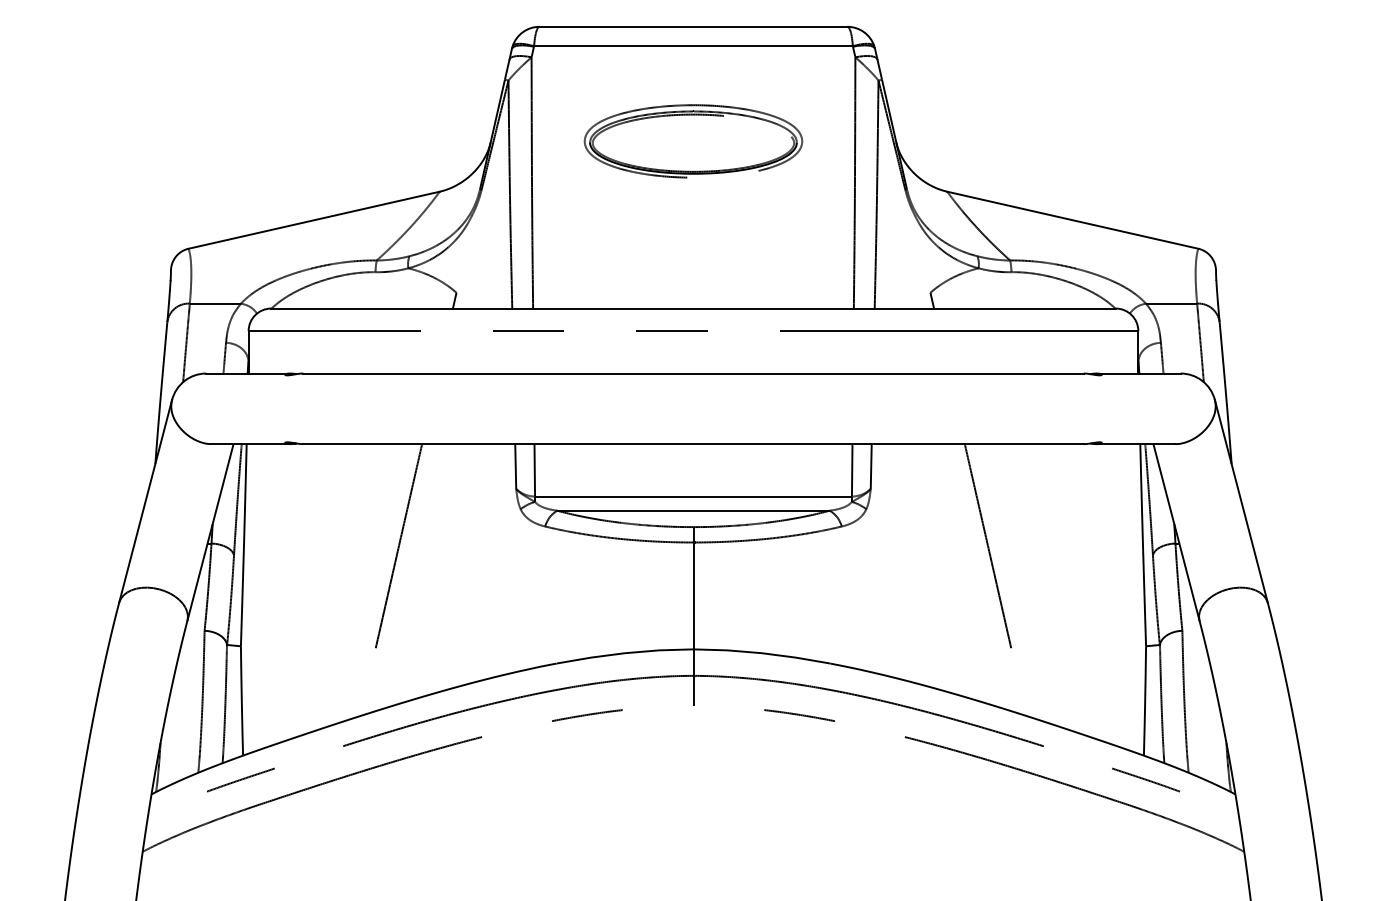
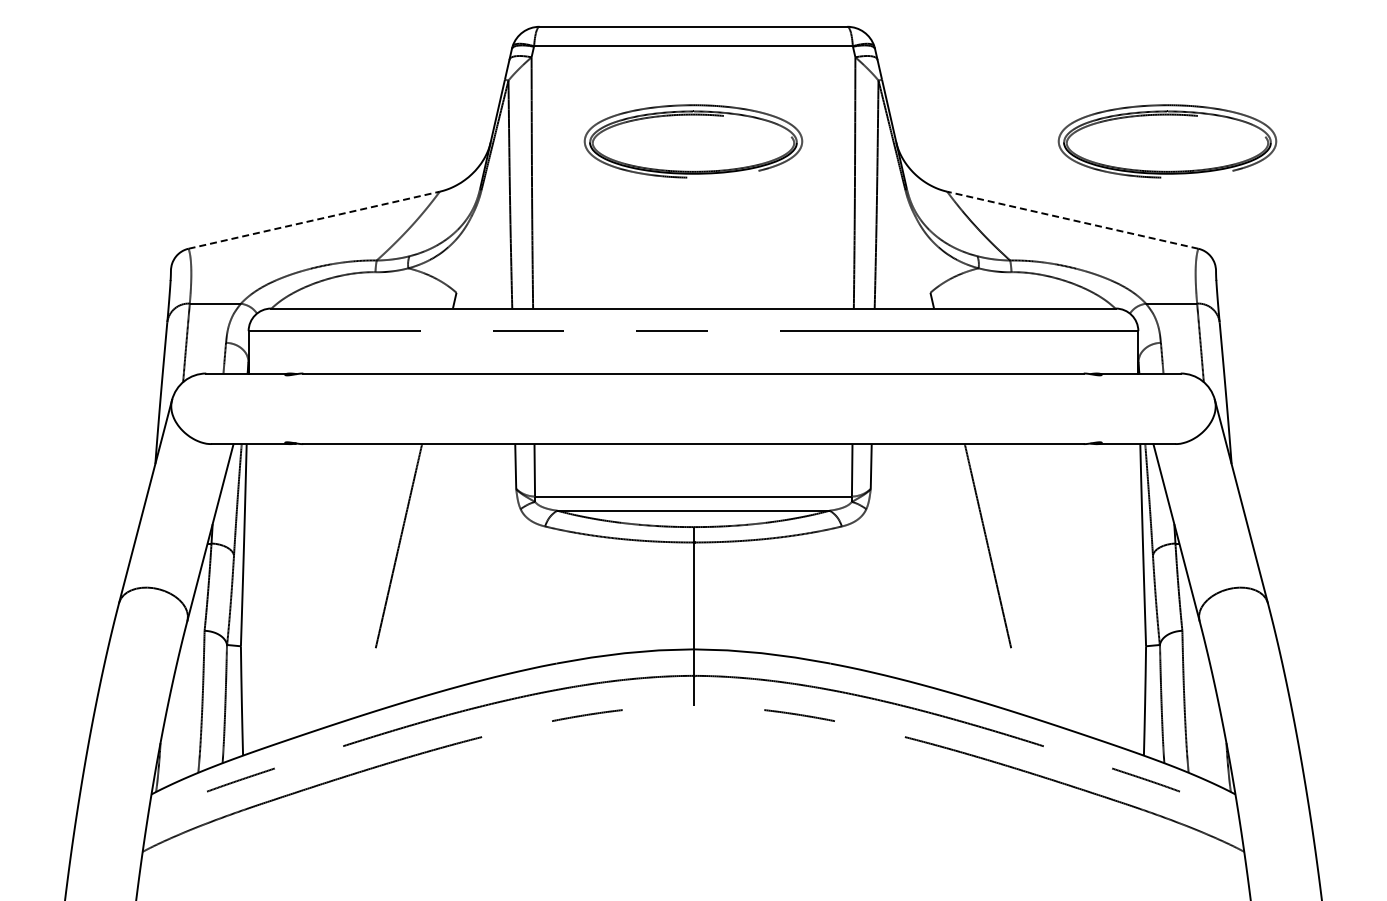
part: none -> present (1167, 141)
line: solid -> dashed (314, 220)
line: solid -> dashed (1072, 220)
